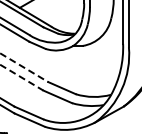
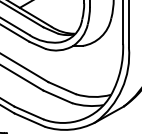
line: dashed -> solid (24, 67)
line: dashed -> solid (22, 77)
